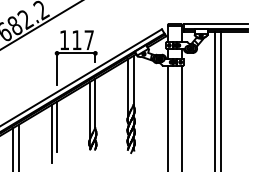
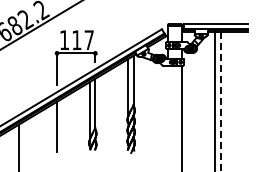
line: solid -> dashed (221, 102)
line: present -> none (168, 116)
line: present -> none (51, 133)
line: present -> none (13, 148)
